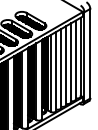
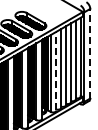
line: solid -> dashed (90, 53)
line: solid -> dashed (56, 70)
